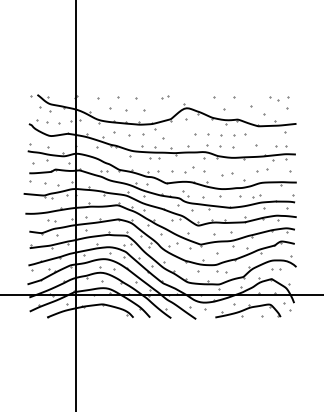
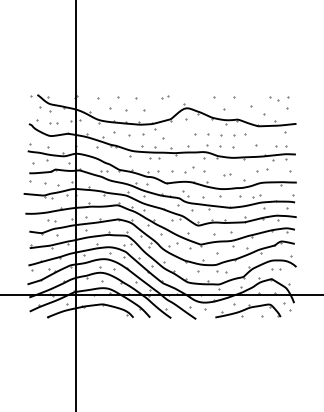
part size: 15x4 px -> 10x3 px (53, 123)
part size: 13x5 px -> 9x4 px (227, 174)
